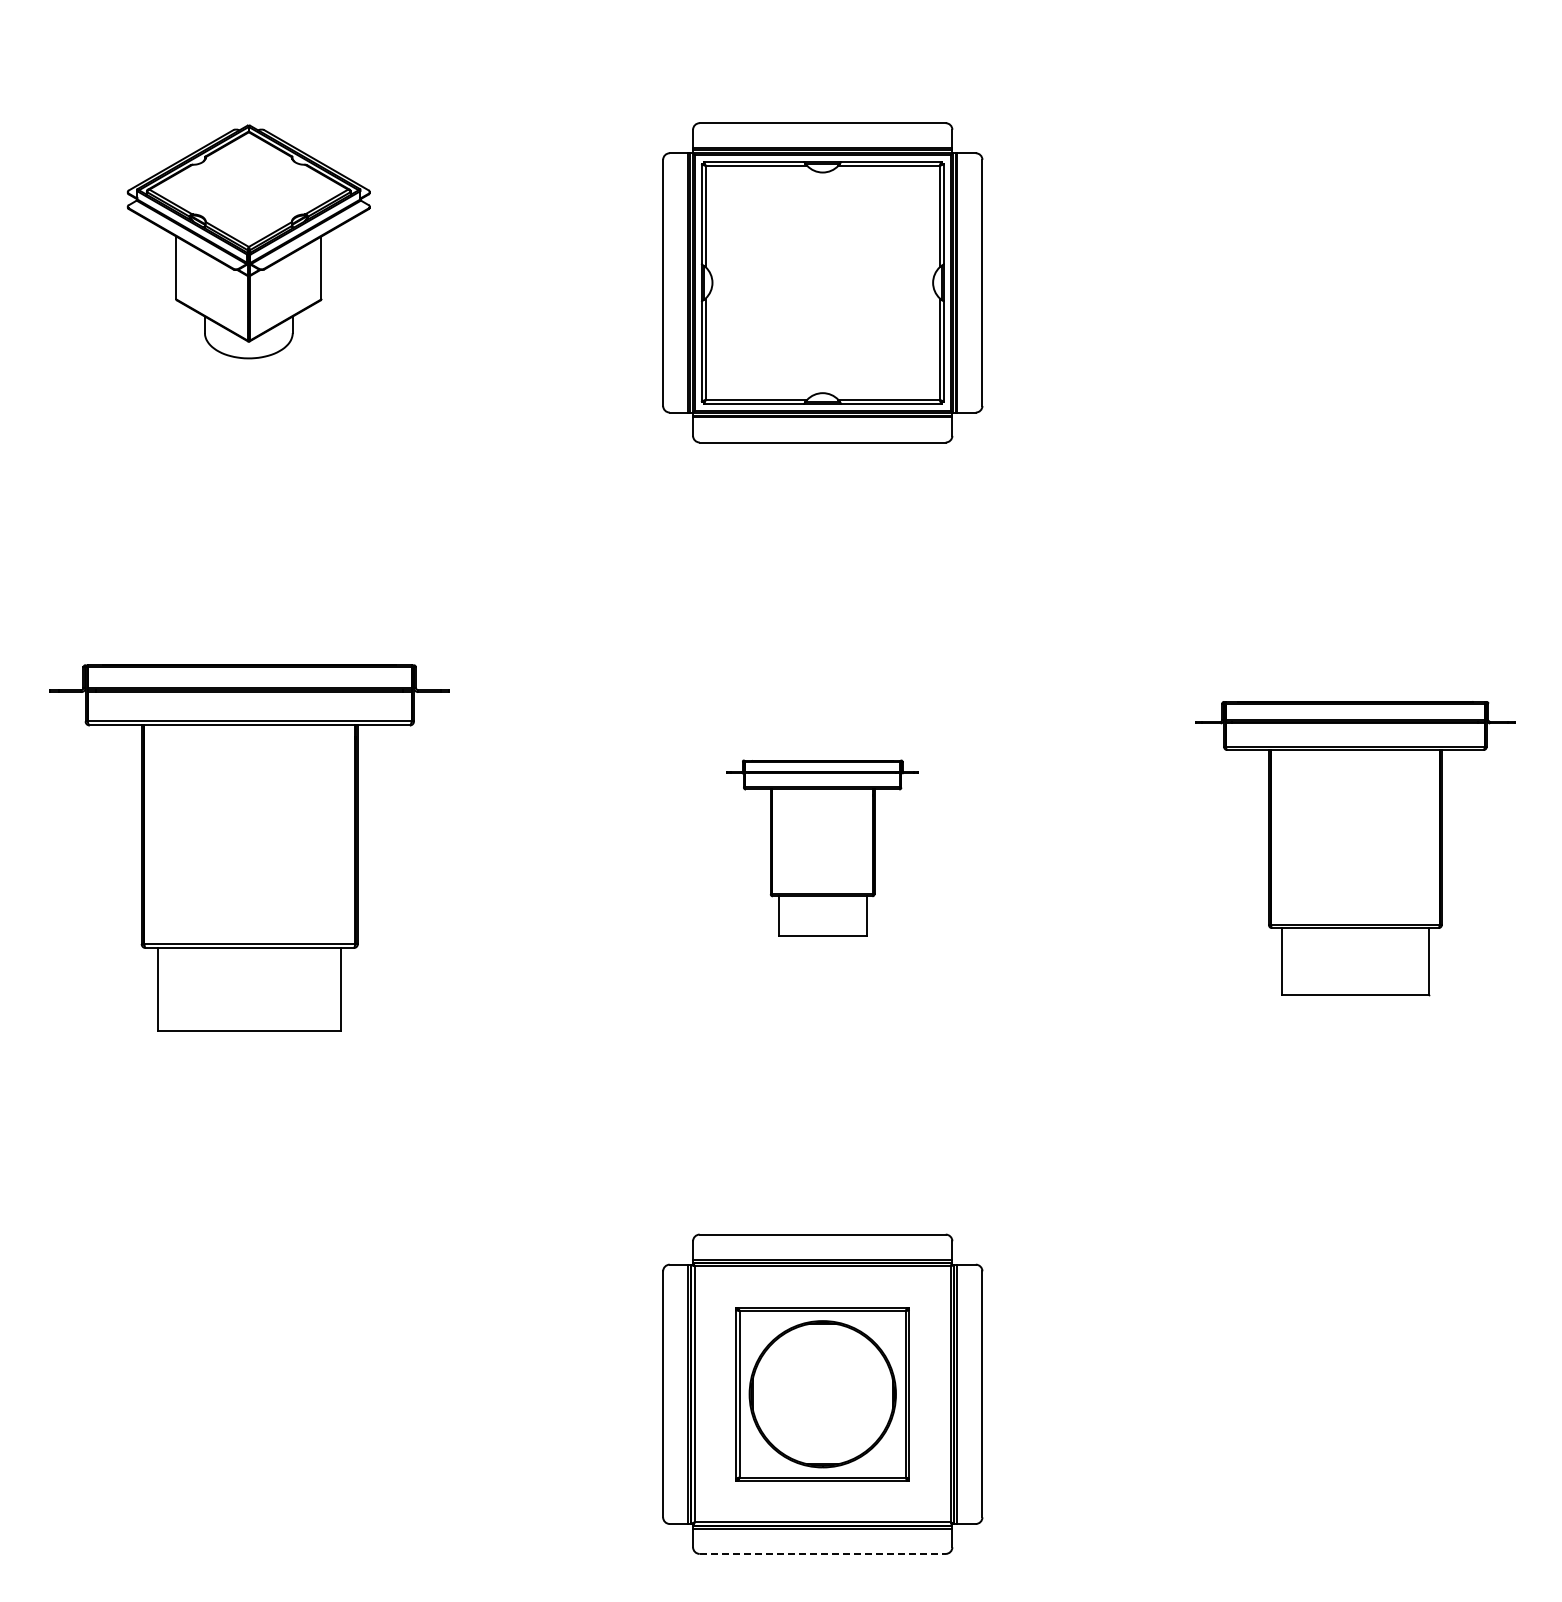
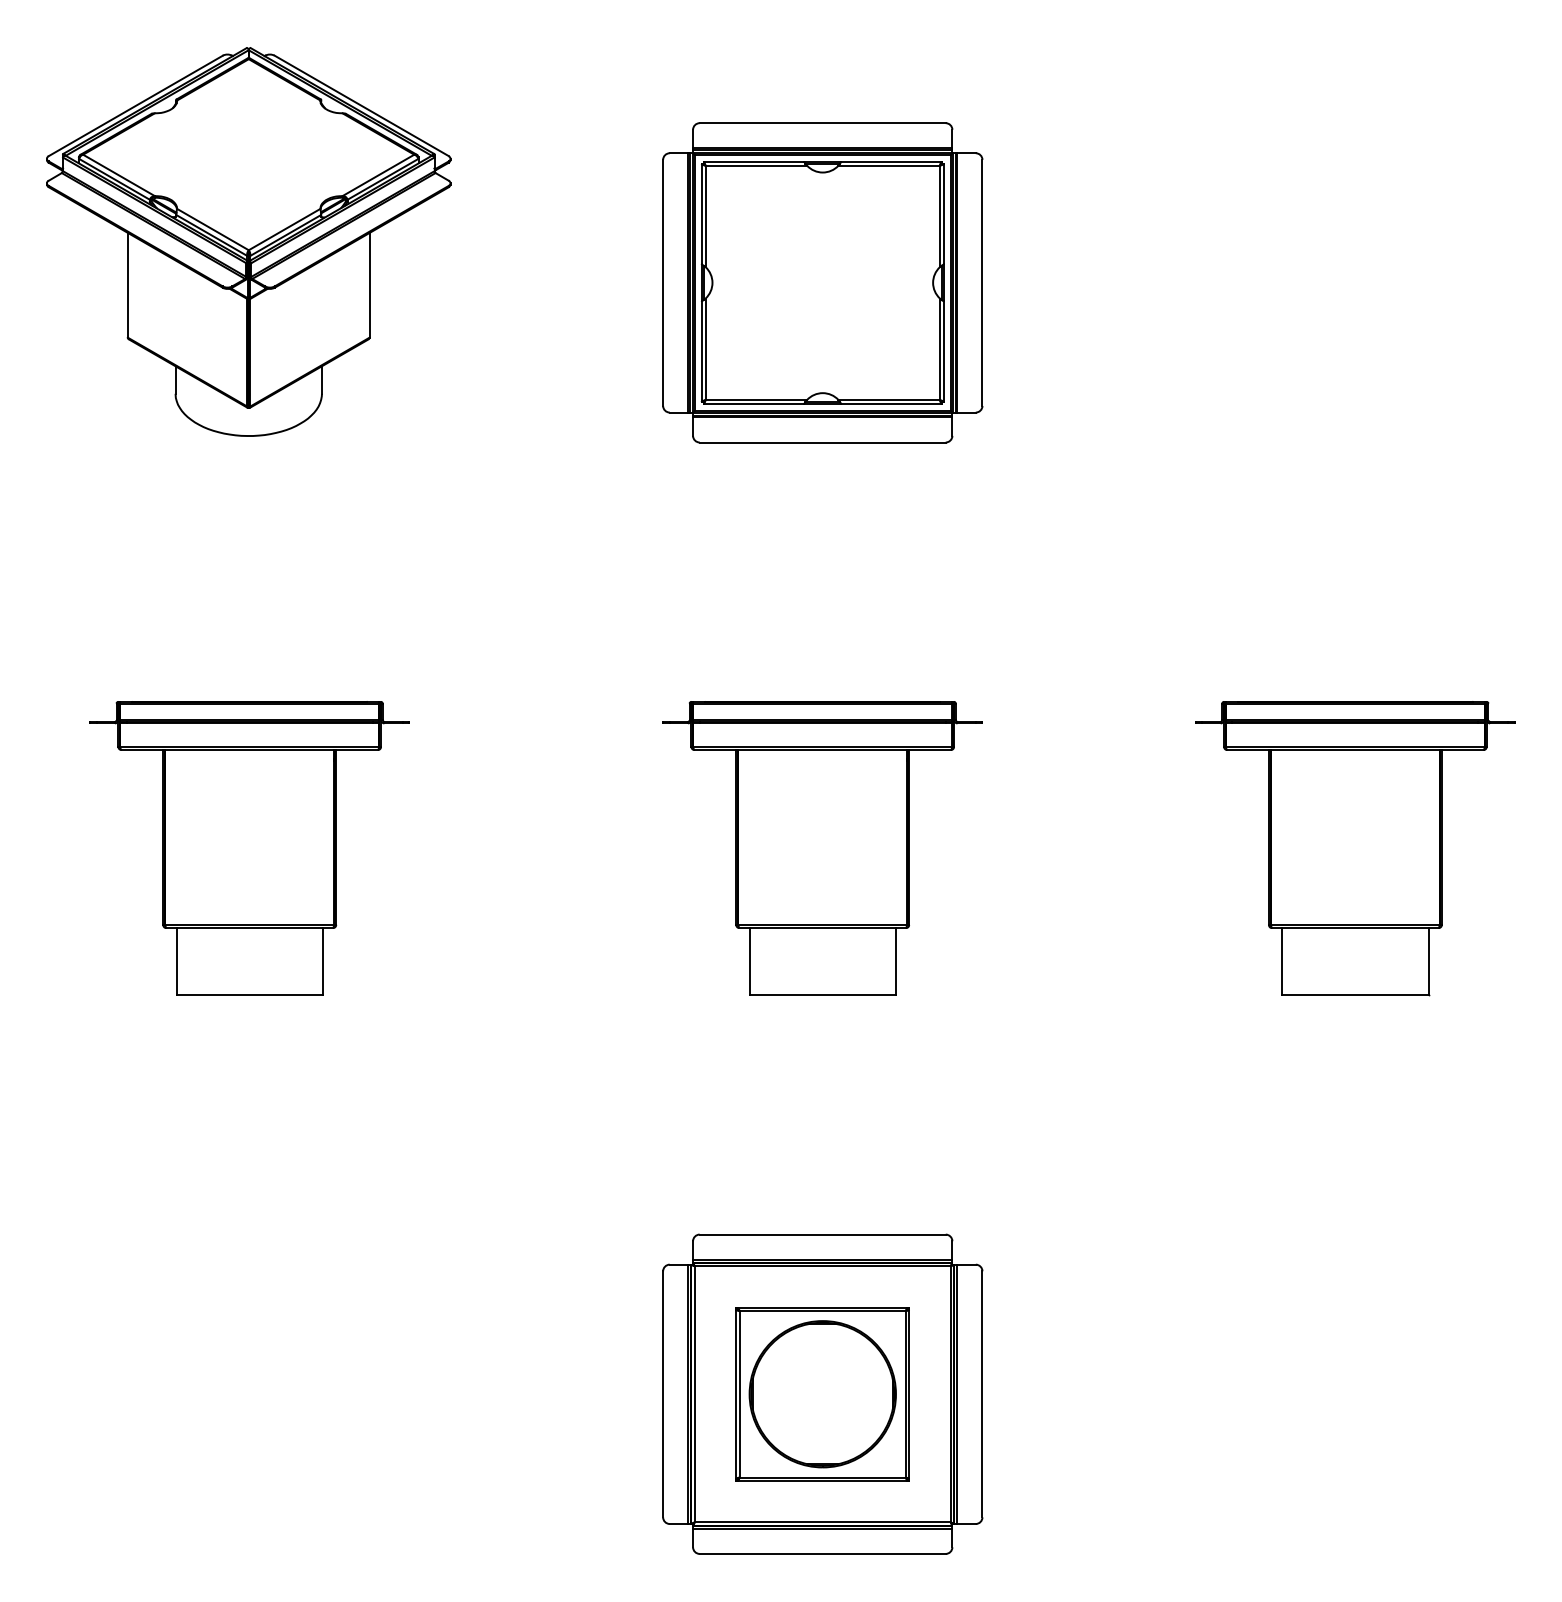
part size: 245x236 px -> 406x390 px (248, 241)
part size: 401x368 px -> 321x295 px (249, 848)
part size: 193x178 px -> 321x295 px (822, 848)
line: dashed -> solid (823, 1553)
